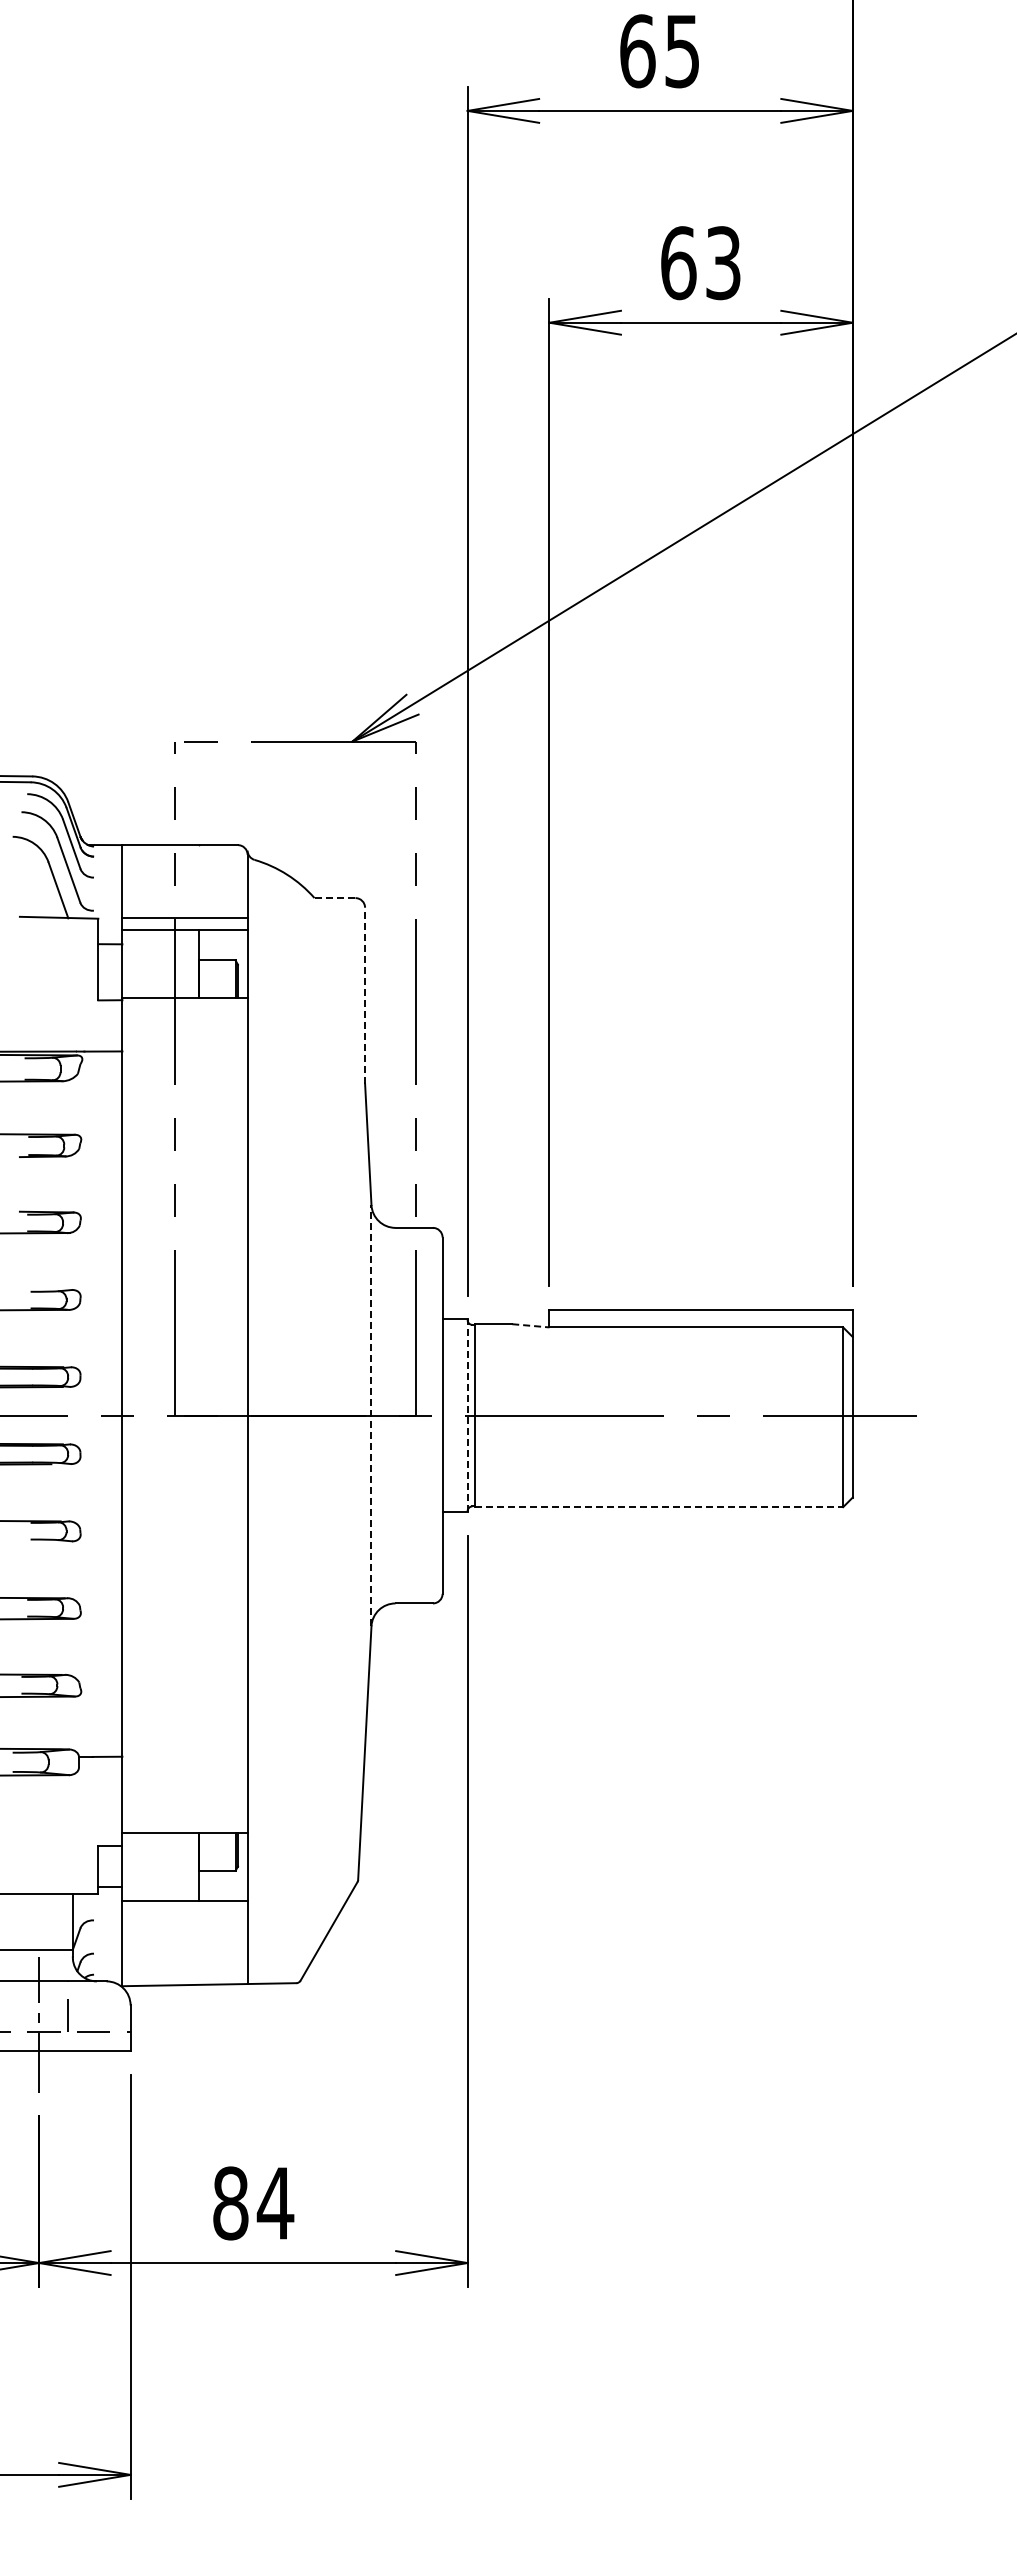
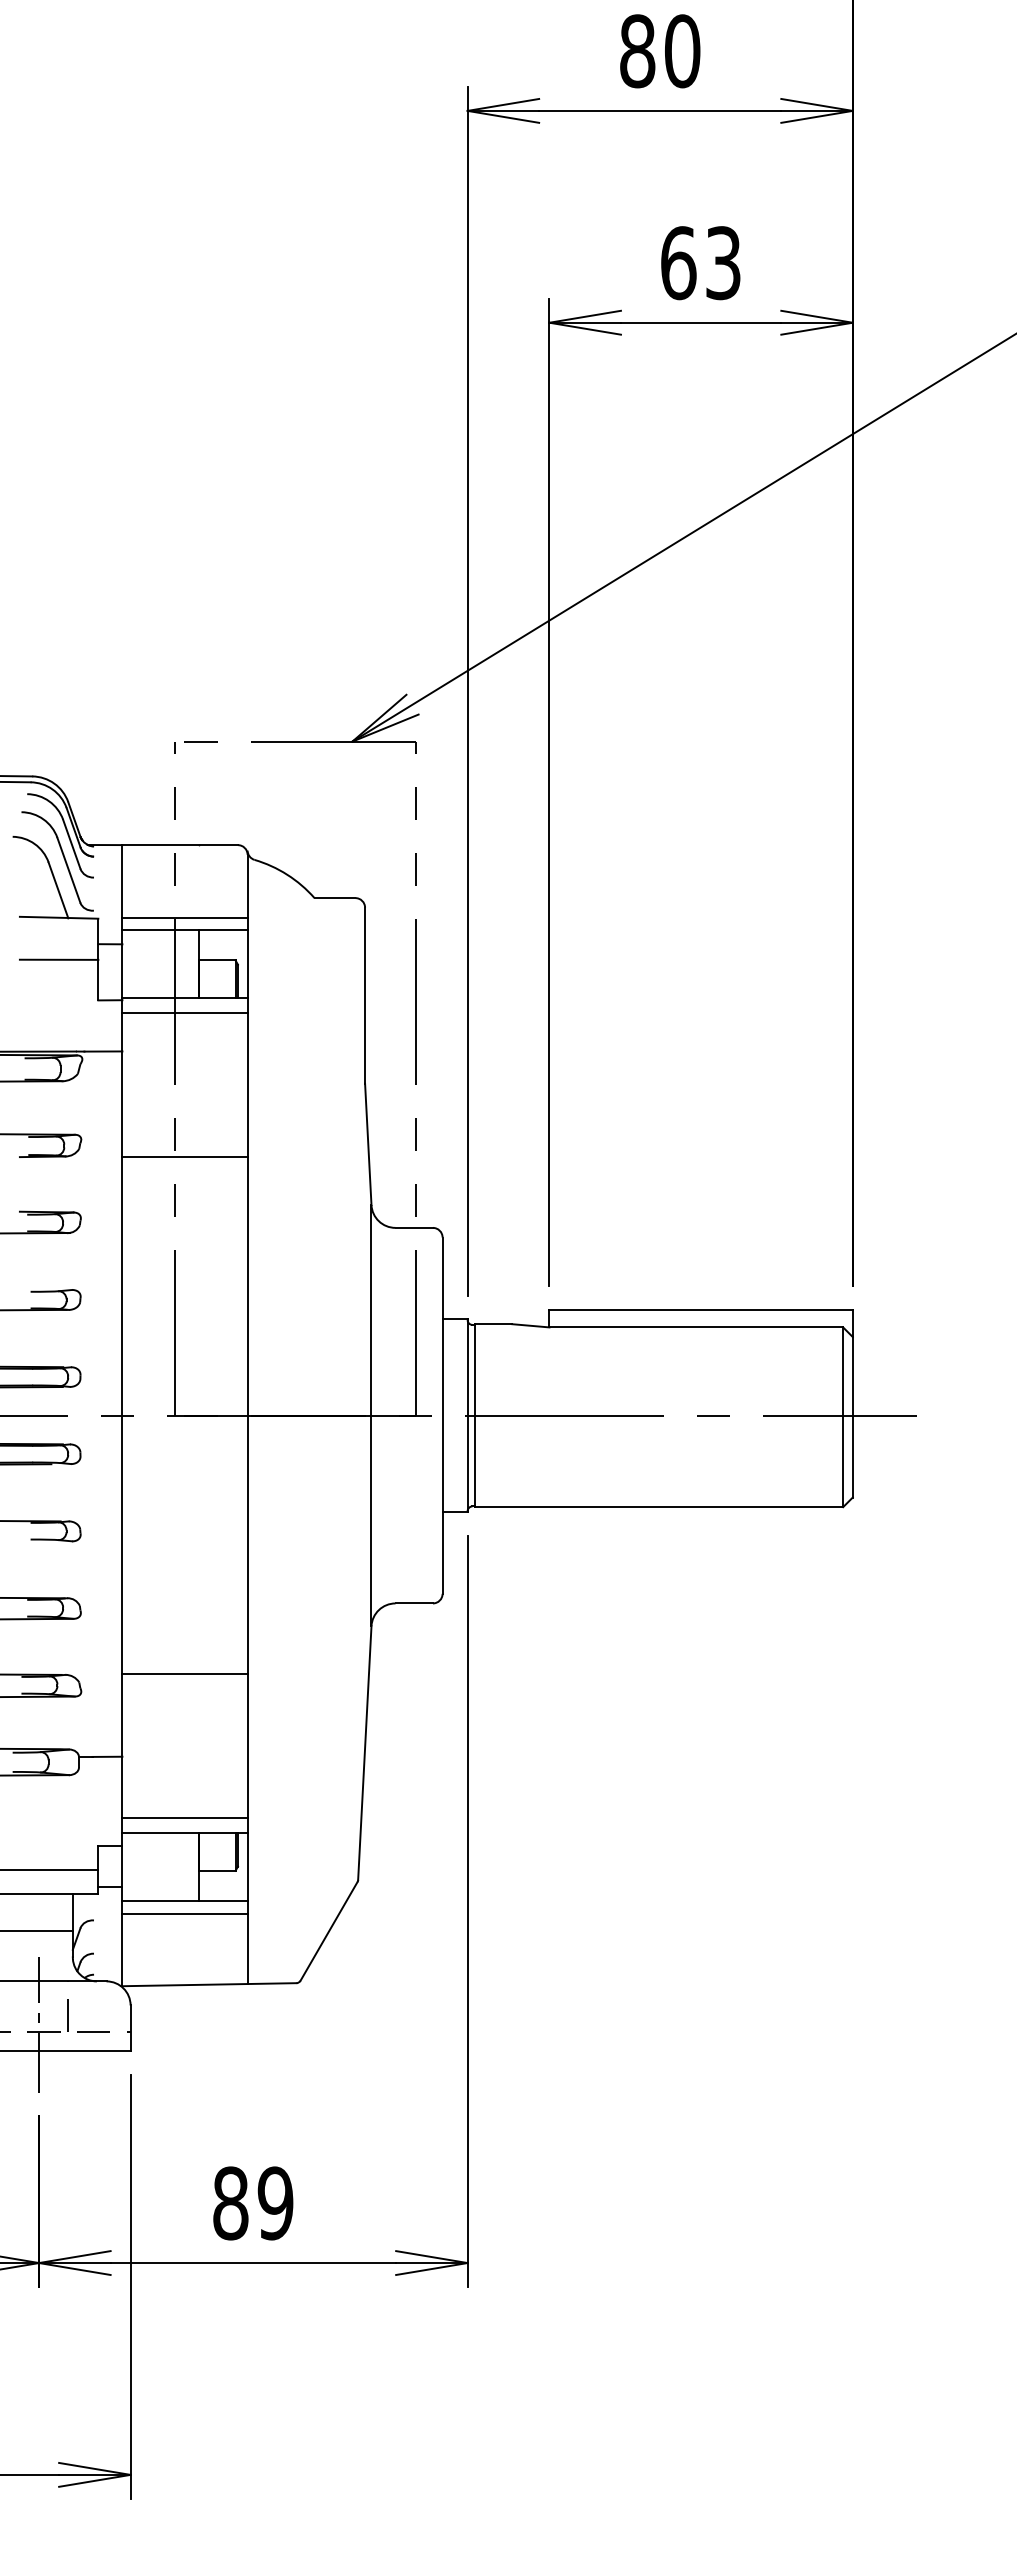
text: 65 -> 80 (660, 51)
line: dashed -> solid (334, 898)
line: none -> present (58, 959)
line: dashed -> solid (365, 995)
line: none -> present (184, 1013)
line: none -> present (184, 1157)
line: dashed -> solid (530, 1325)
line: dashed -> solid (371, 1415)
line: dashed -> solid (467, 1415)
line: dashed -> solid (659, 1507)
line: none -> present (184, 1674)
line: none -> present (184, 1818)
line: none -> present (50, 1869)
line: none -> present (184, 1913)
line position: (37, 1949) -> (37, 1930) (37, 1930)
text: 84 -> 89 (275, 2203)
